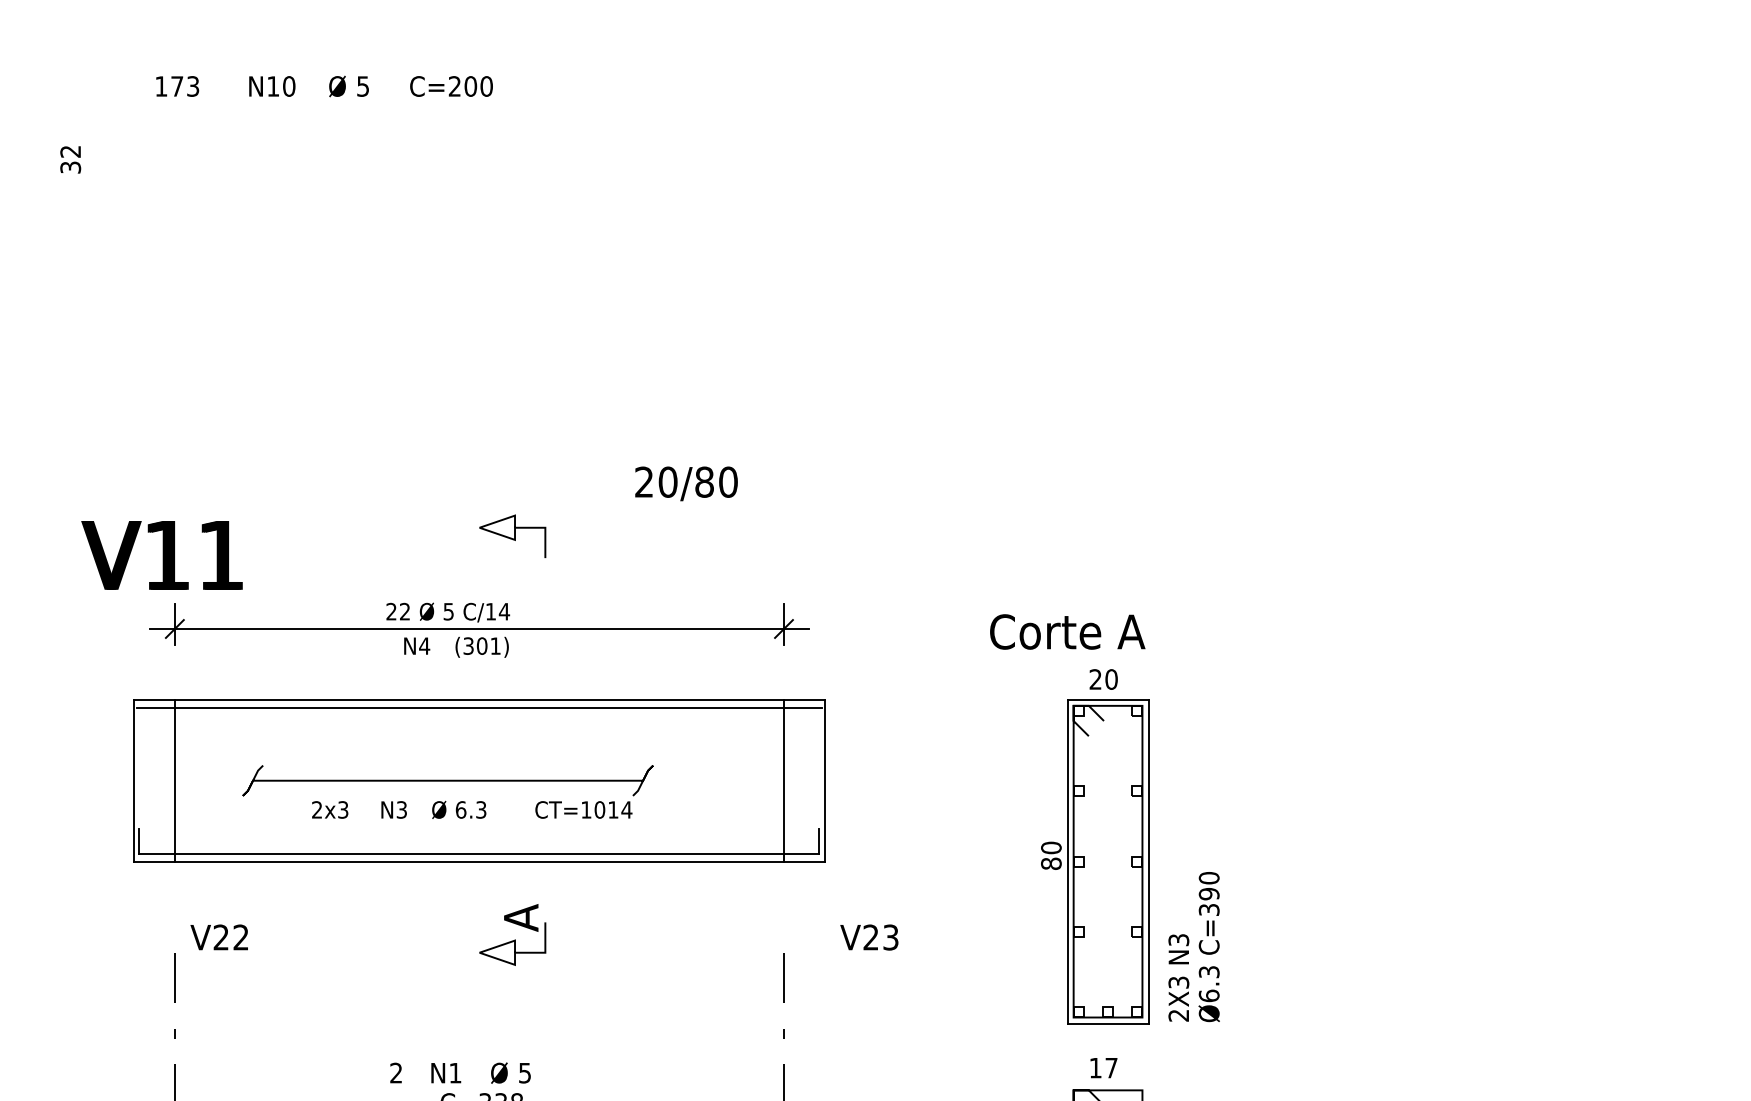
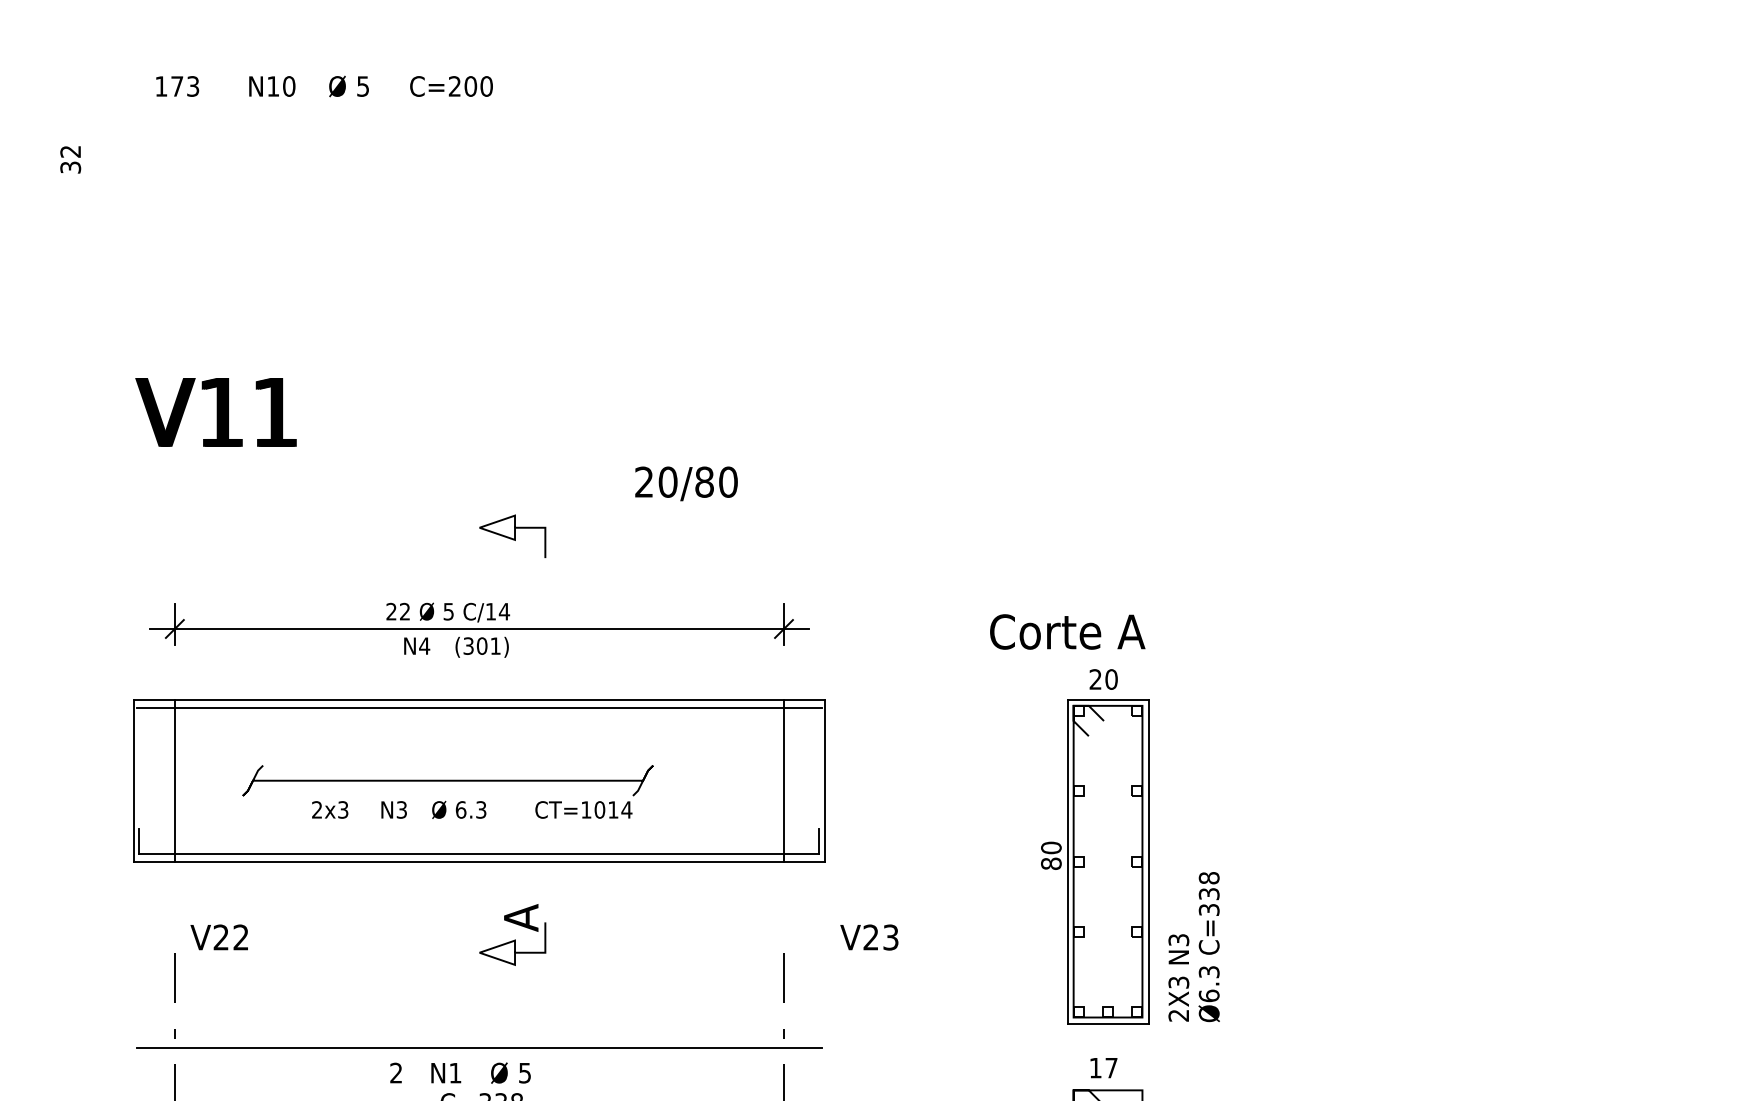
text position: (161, 555) -> (215, 412) (215, 412)
text: C=390 -> C=338 (1209, 886)
line: none -> present (479, 1047)
